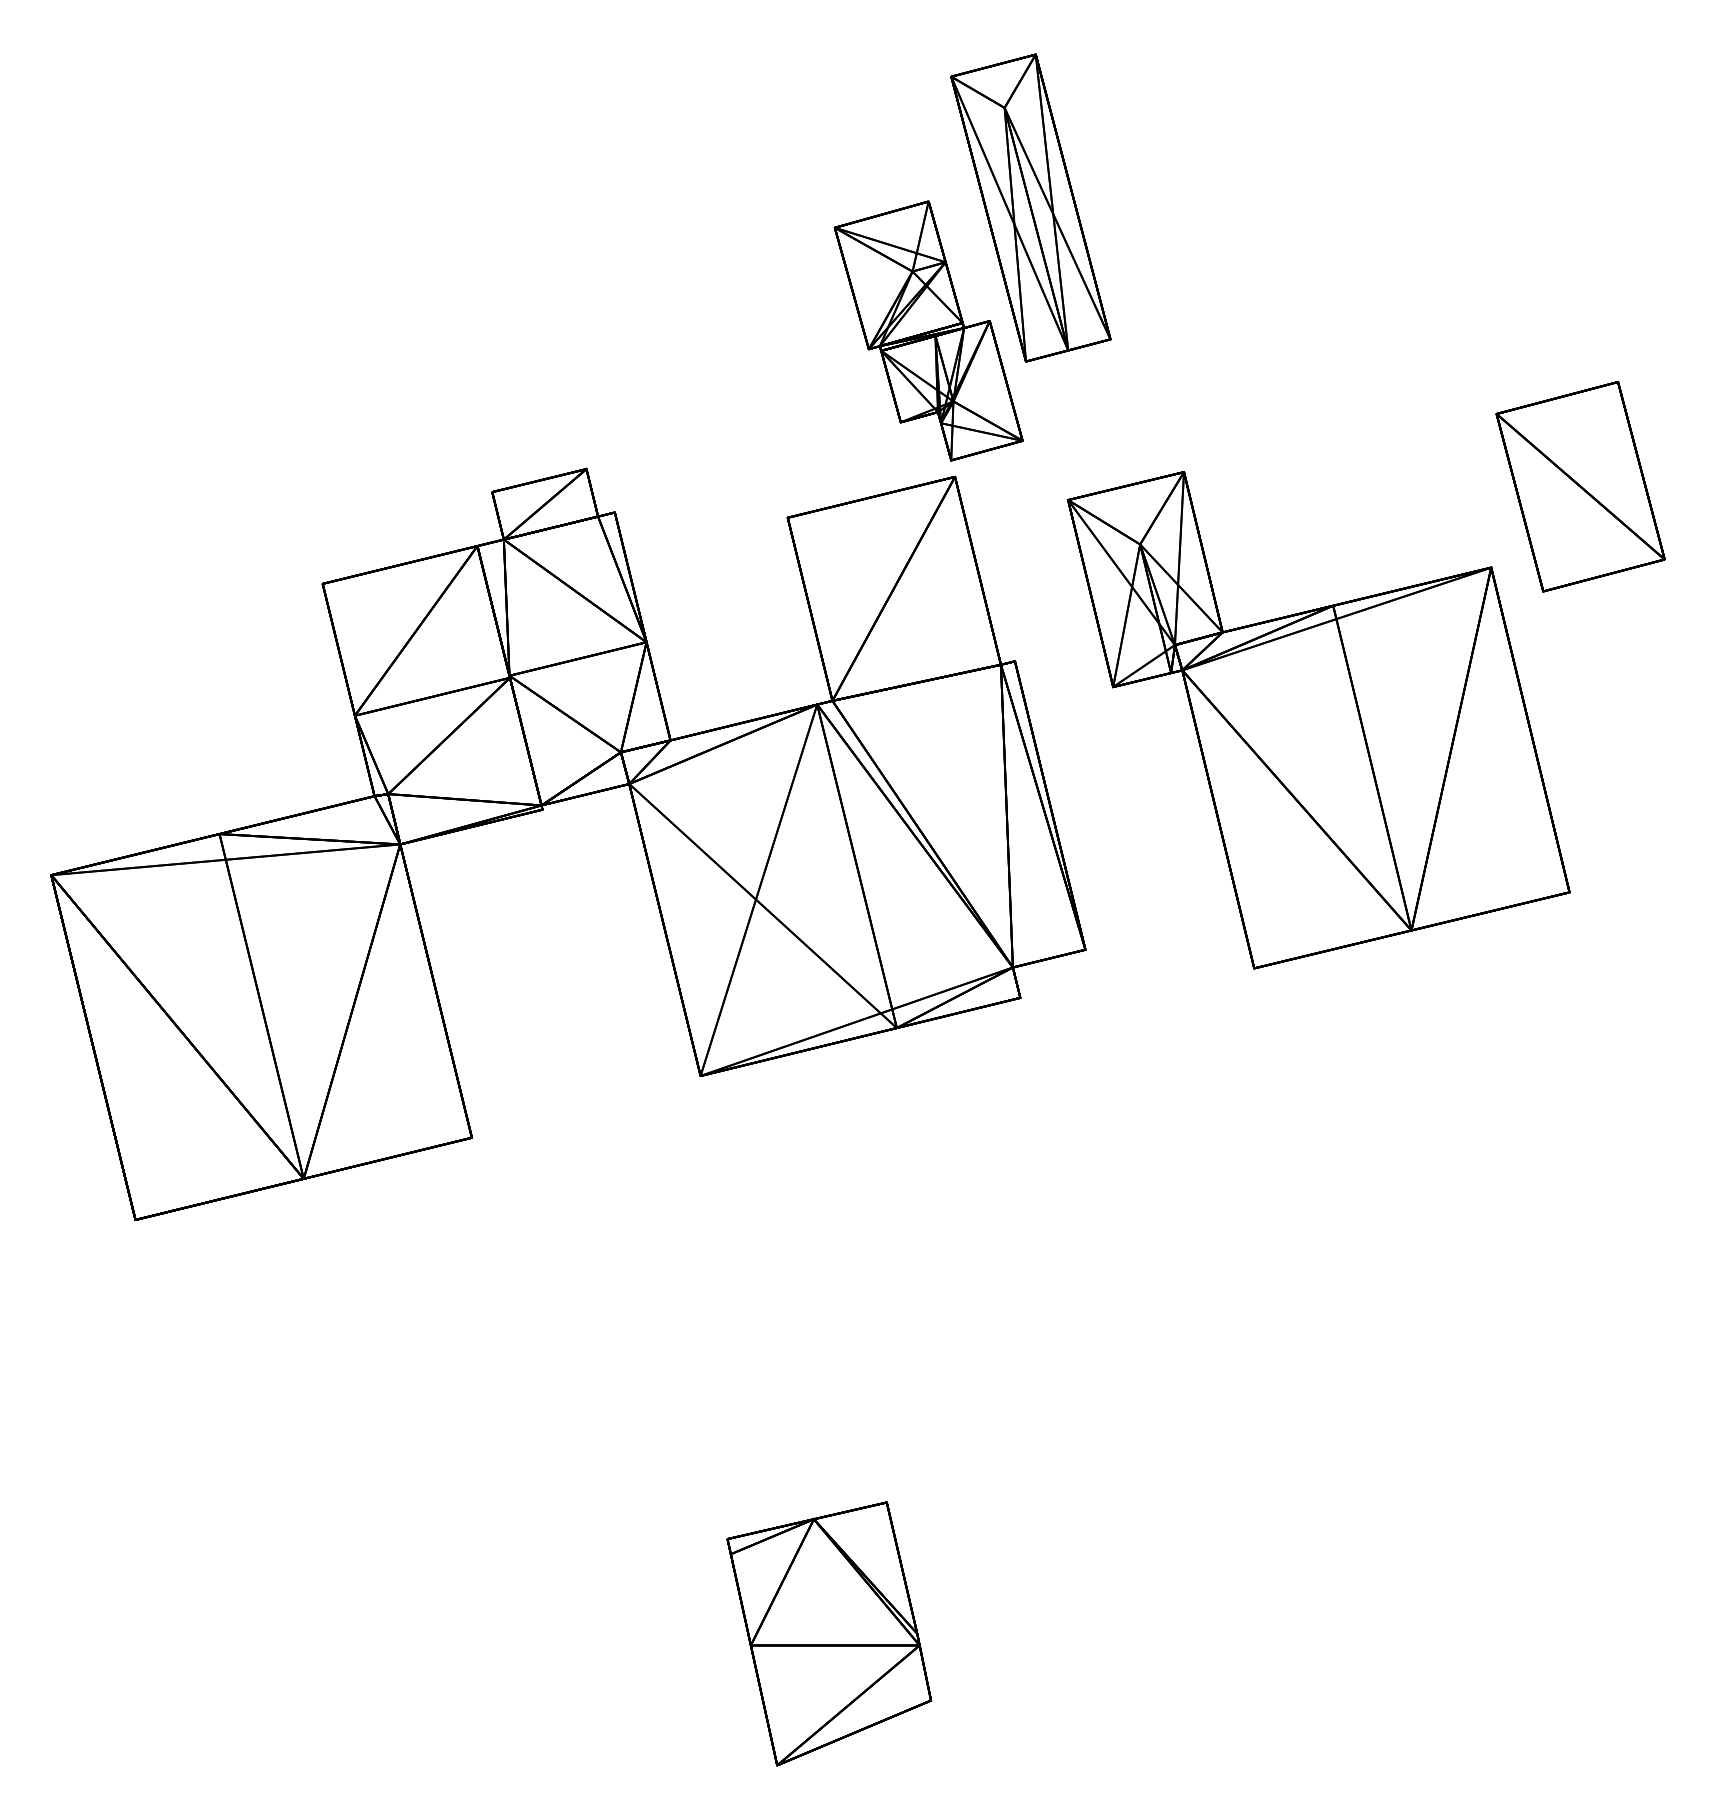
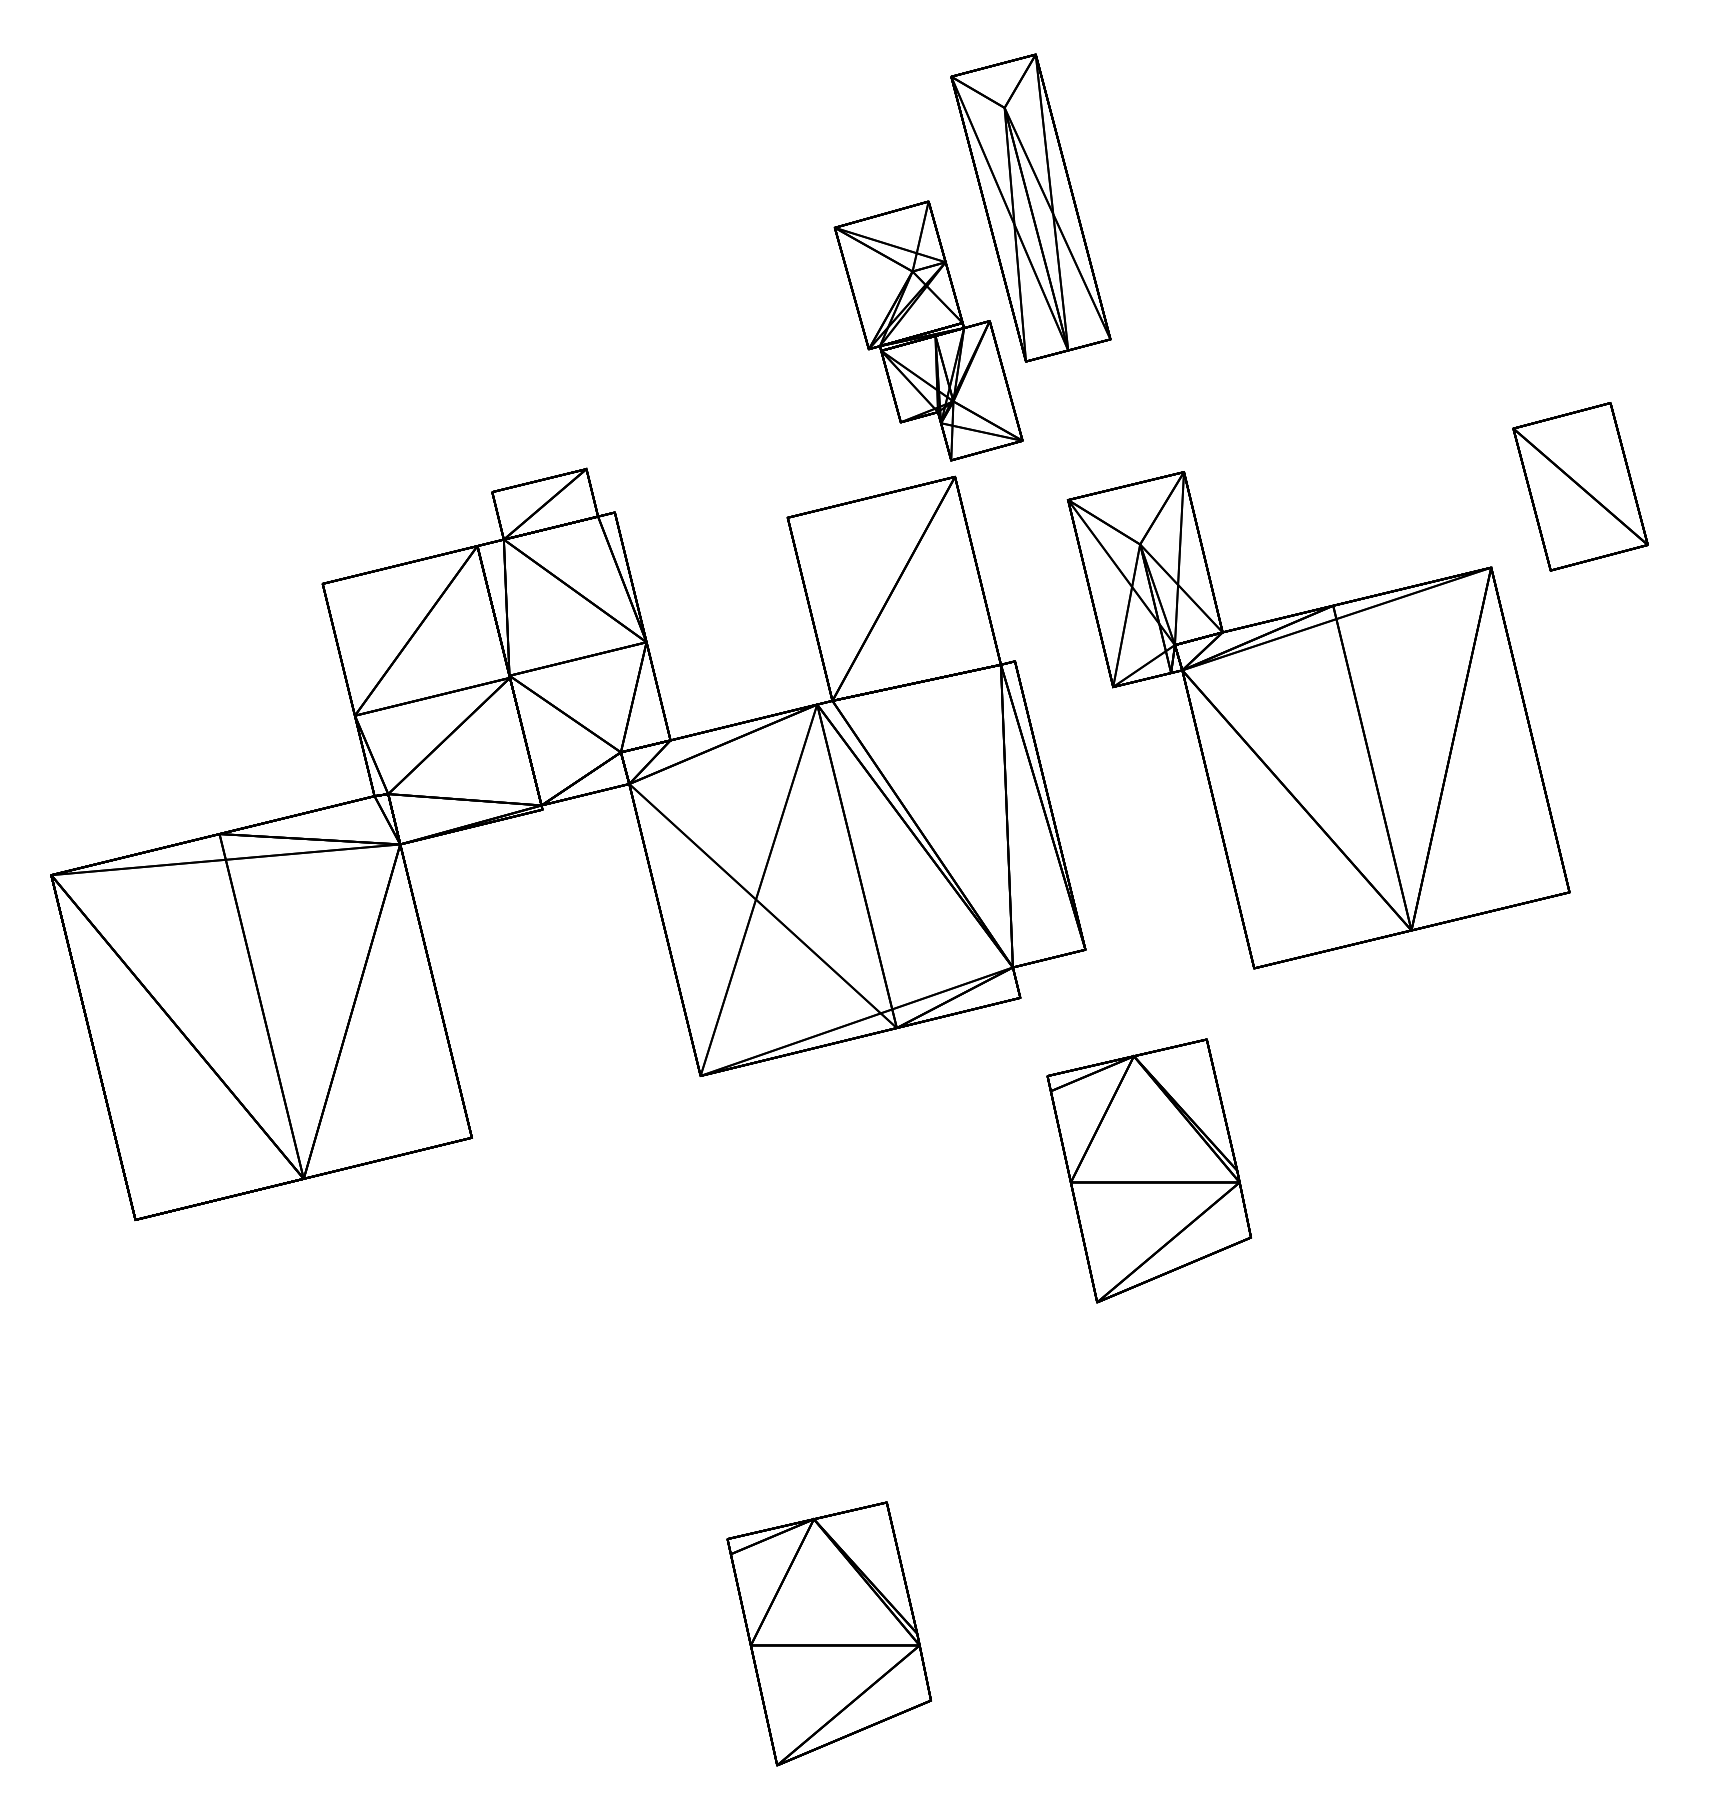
part size: 171x212 px -> 137x170 px (1580, 486)
part: none -> present (1148, 1170)
